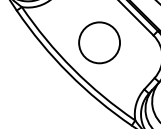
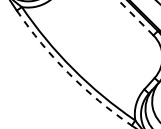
line: solid -> dashed (135, 17)
circle: present -> none (99, 42)
arc: solid -> dashed (68, 73)
